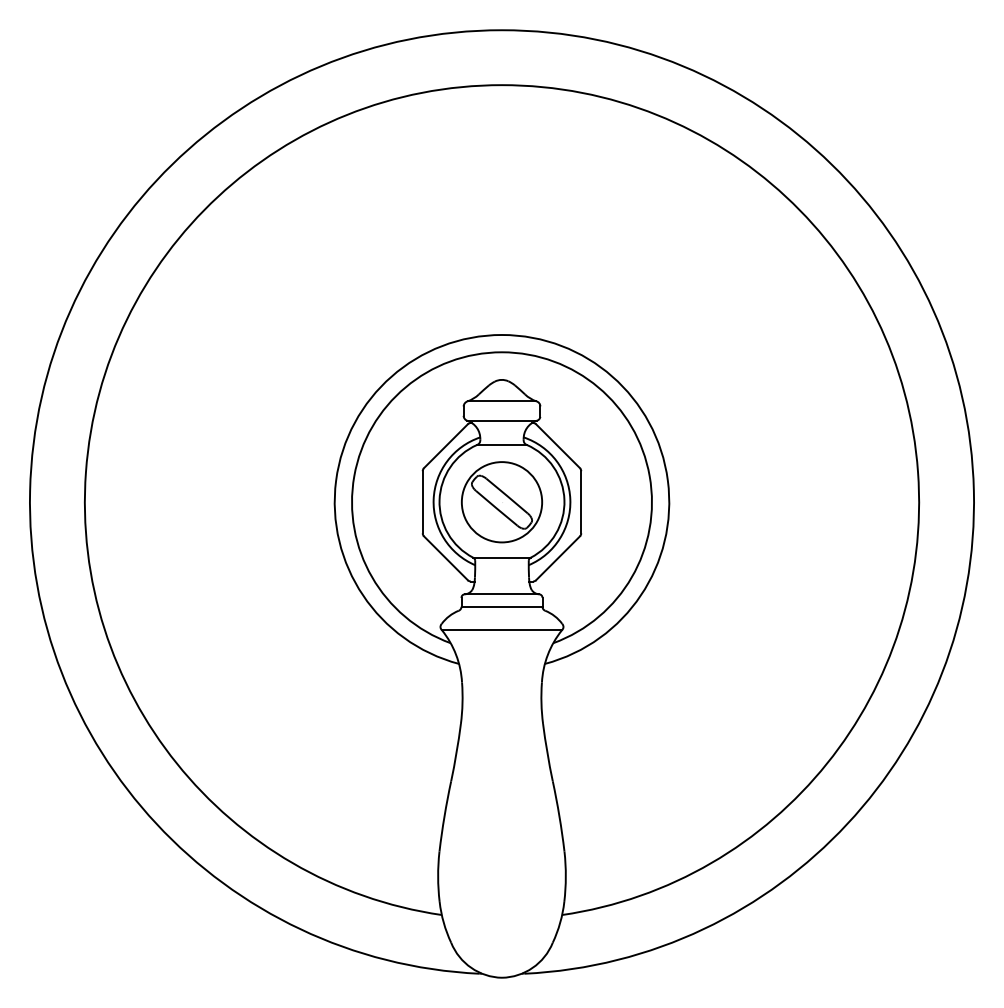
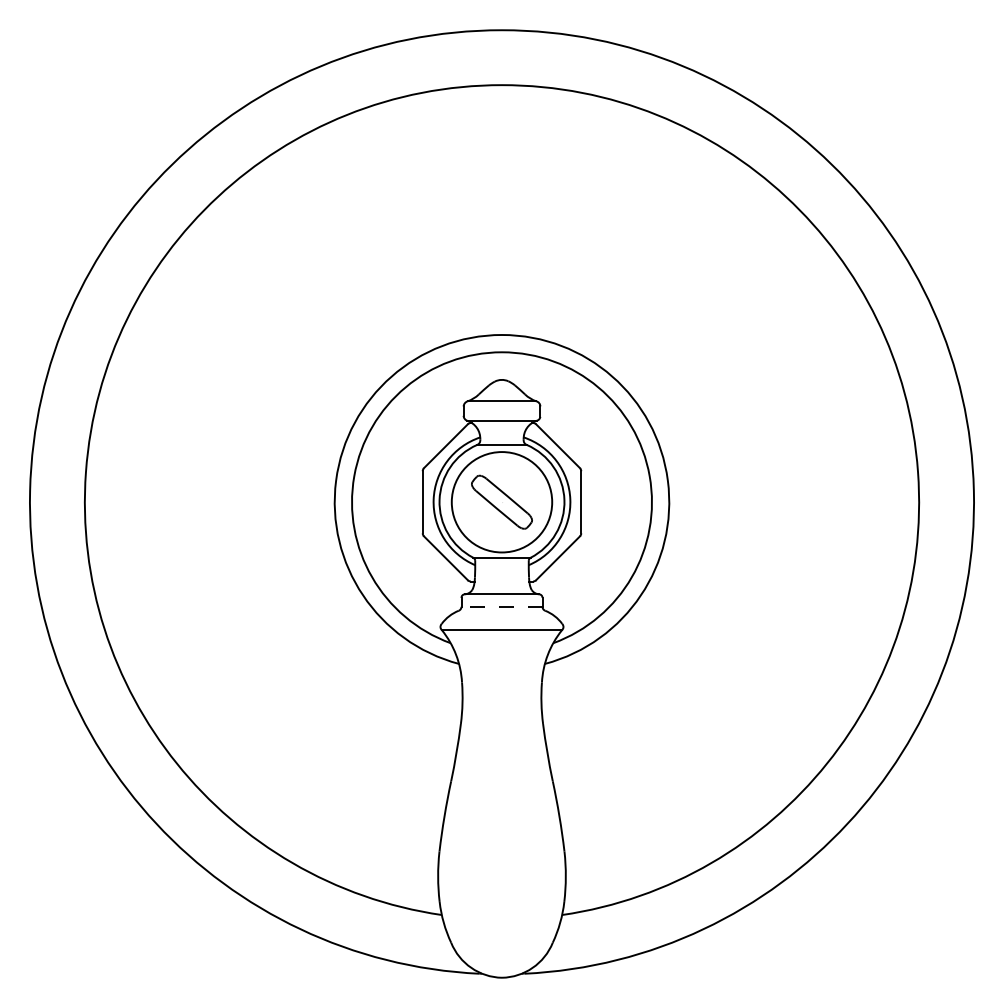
circle diameter: 80 px -> 100 px (501, 502)
line: solid -> dashed (502, 606)
